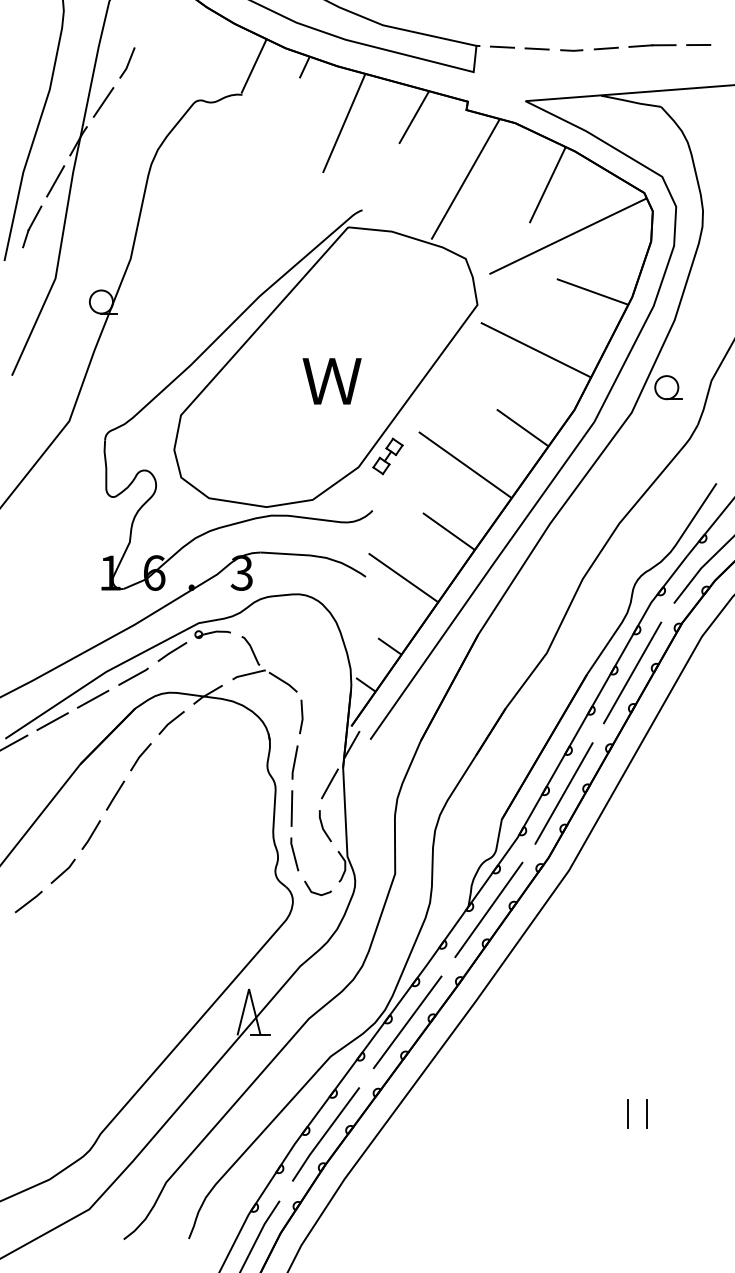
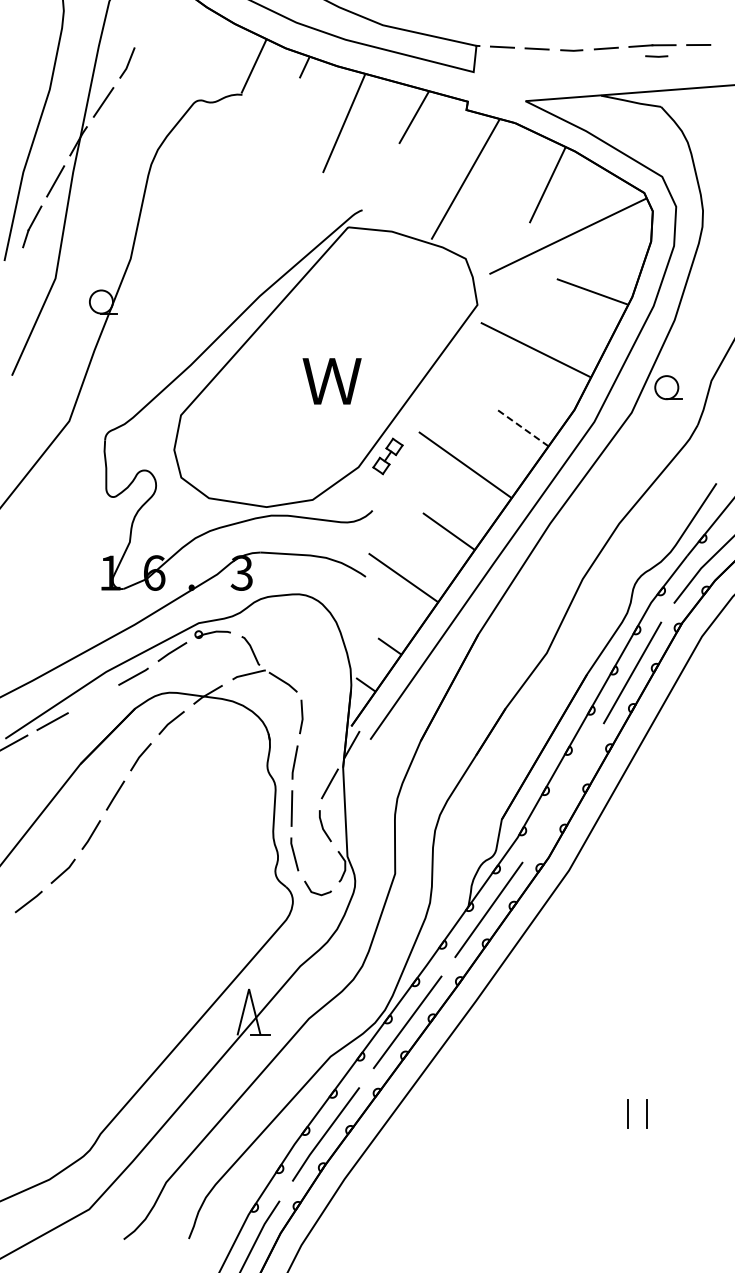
line: none -> present (656, 56)
line: solid -> dashed (522, 427)
line: present -> none (92, 698)
line: present -> none (563, 793)
